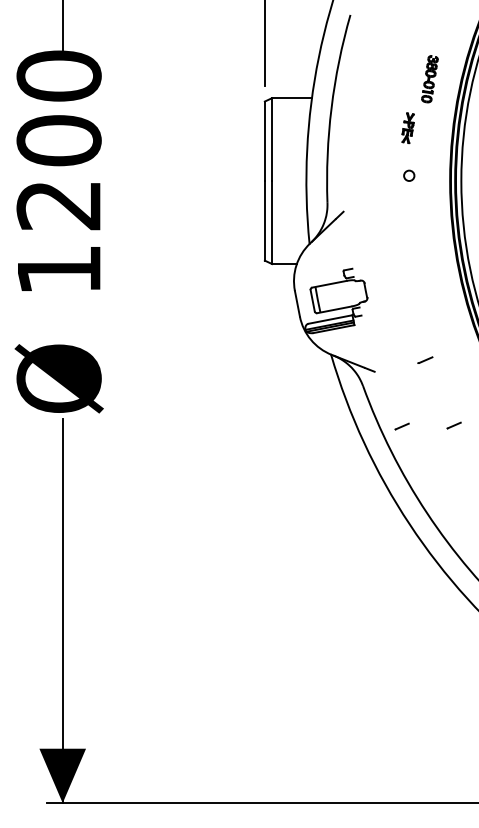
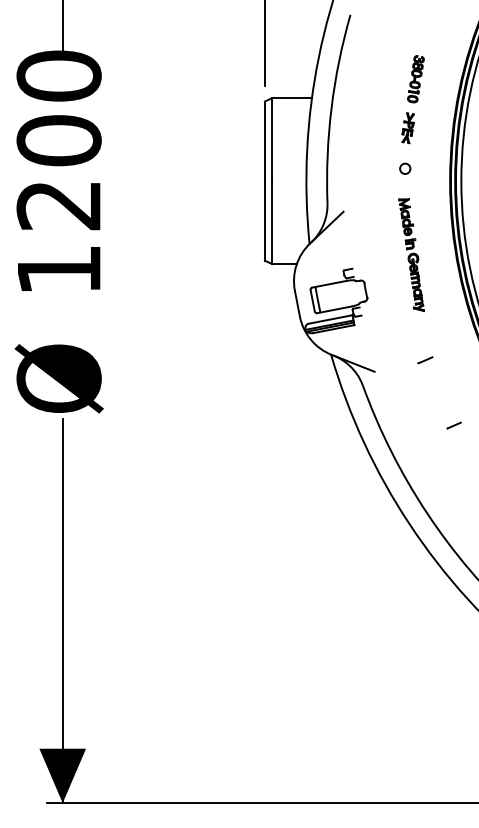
part position: (429, 79) -> (415, 79) (415, 79)
circle position: (409, 175) -> (405, 168) (405, 168)
part: none -> present (411, 255)
line: present -> none (401, 426)
